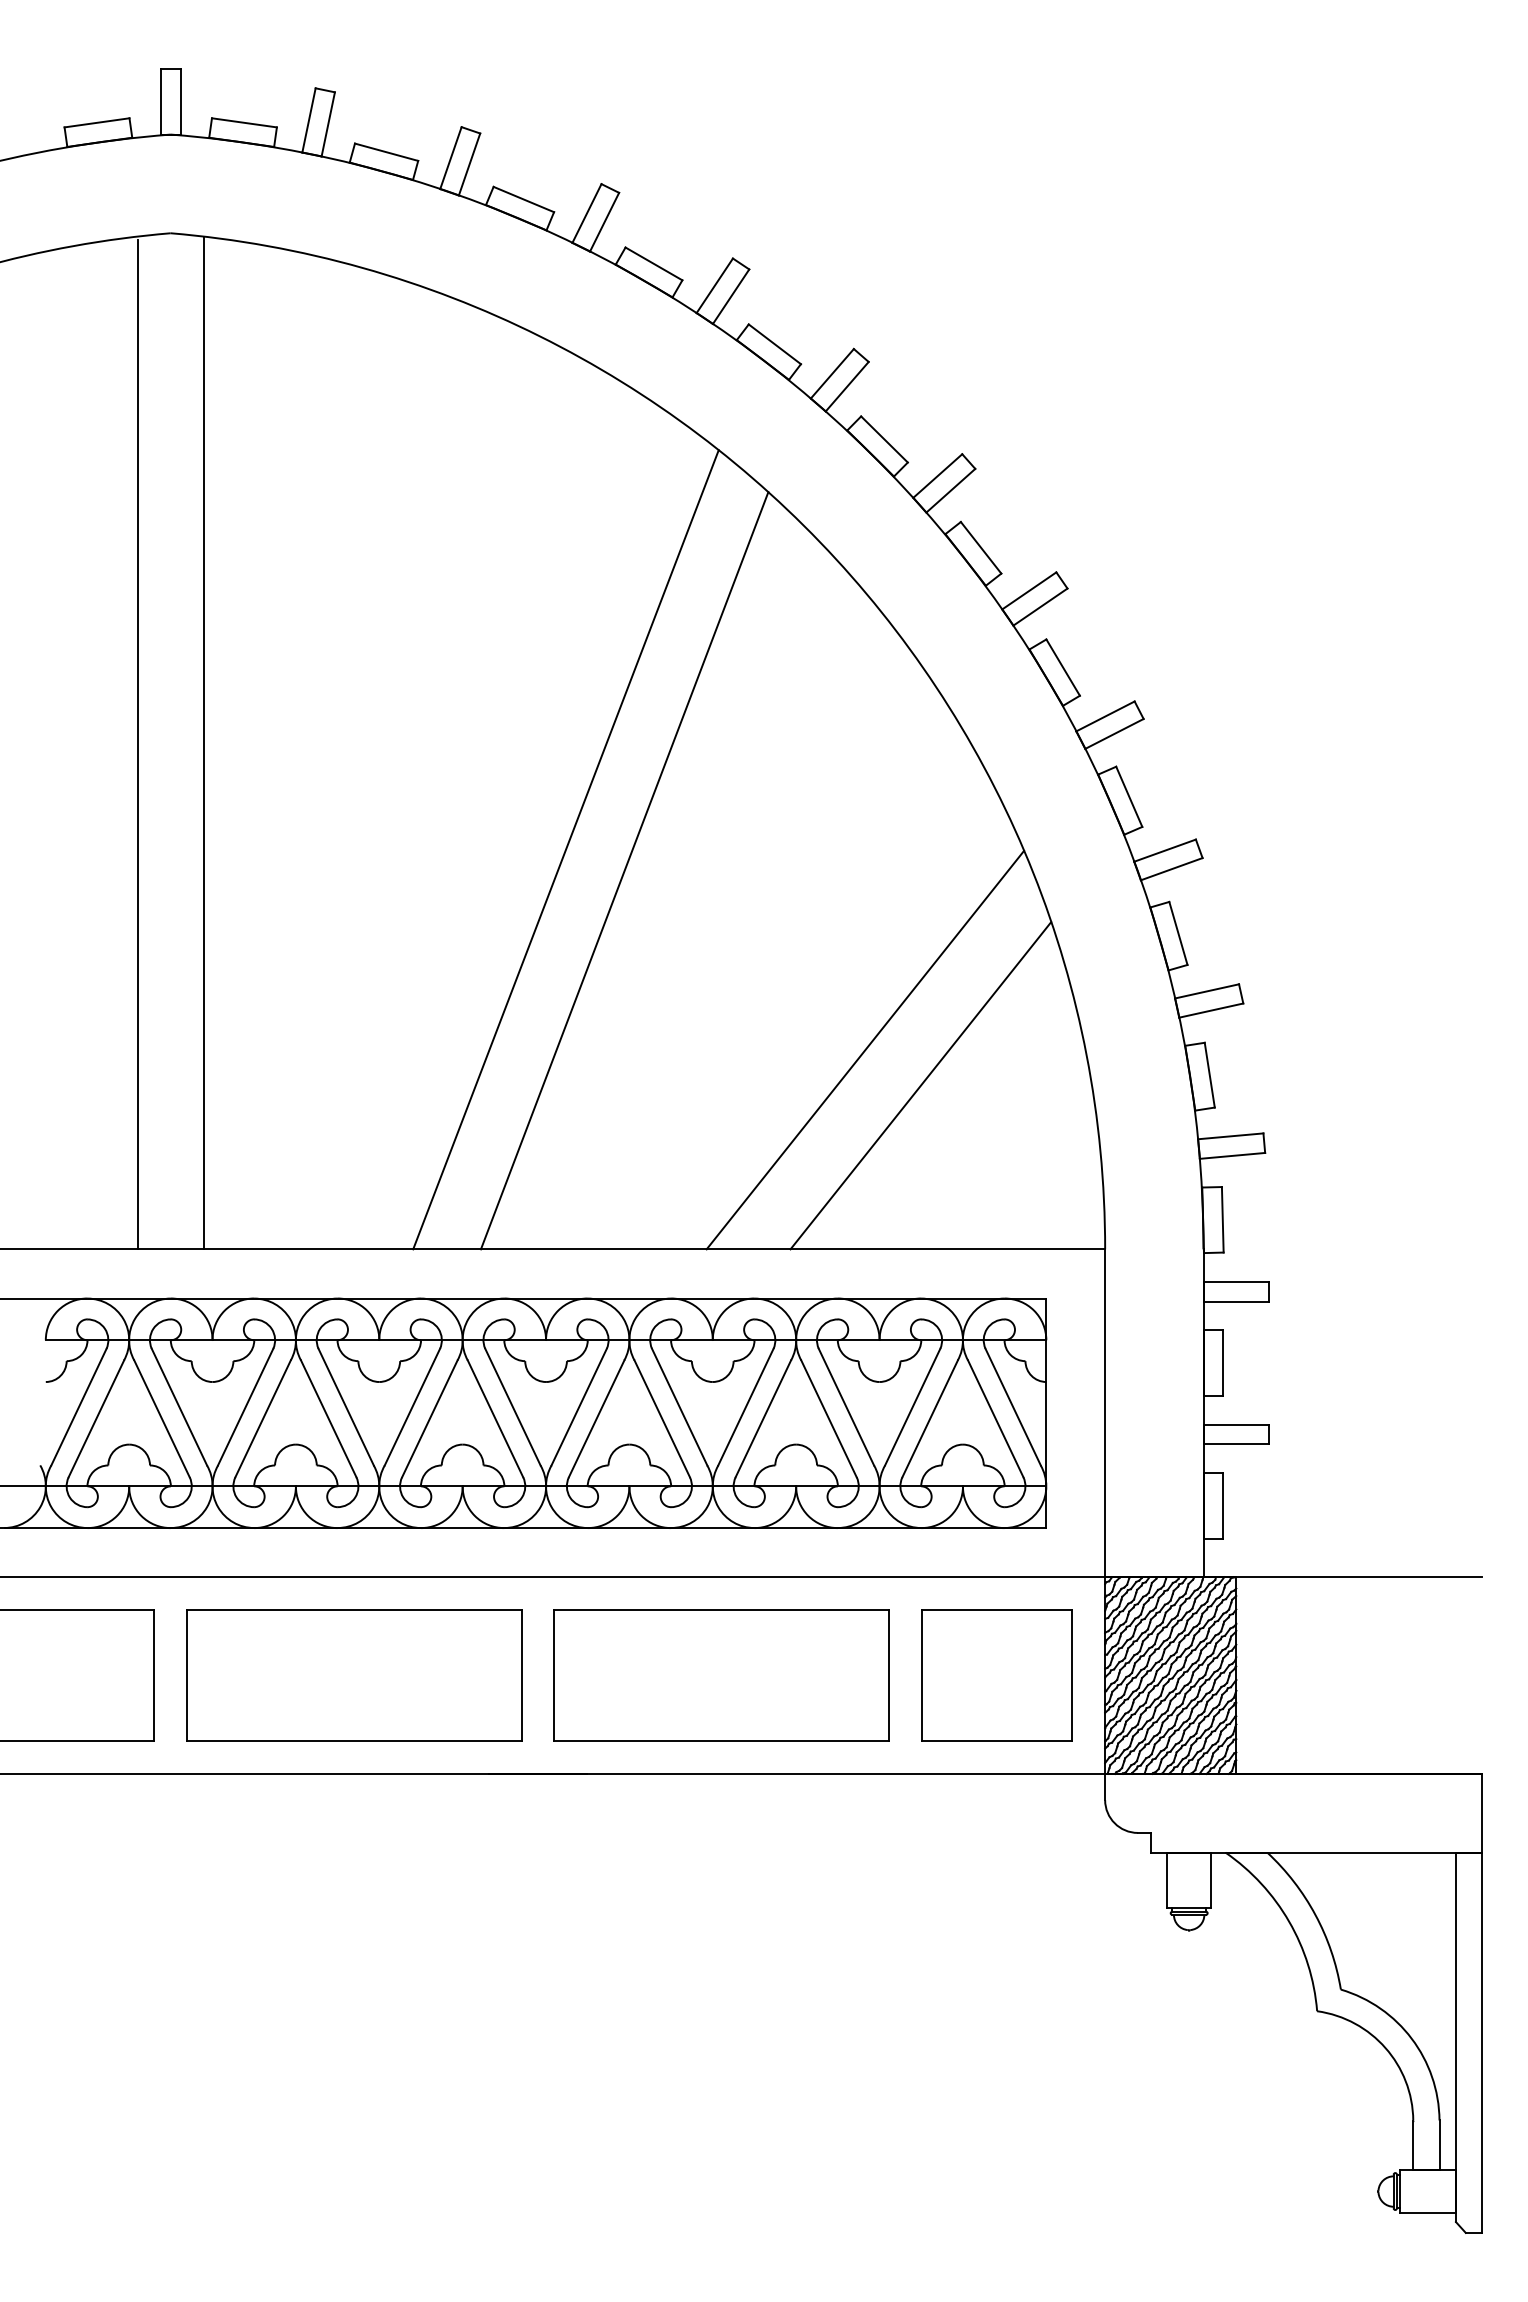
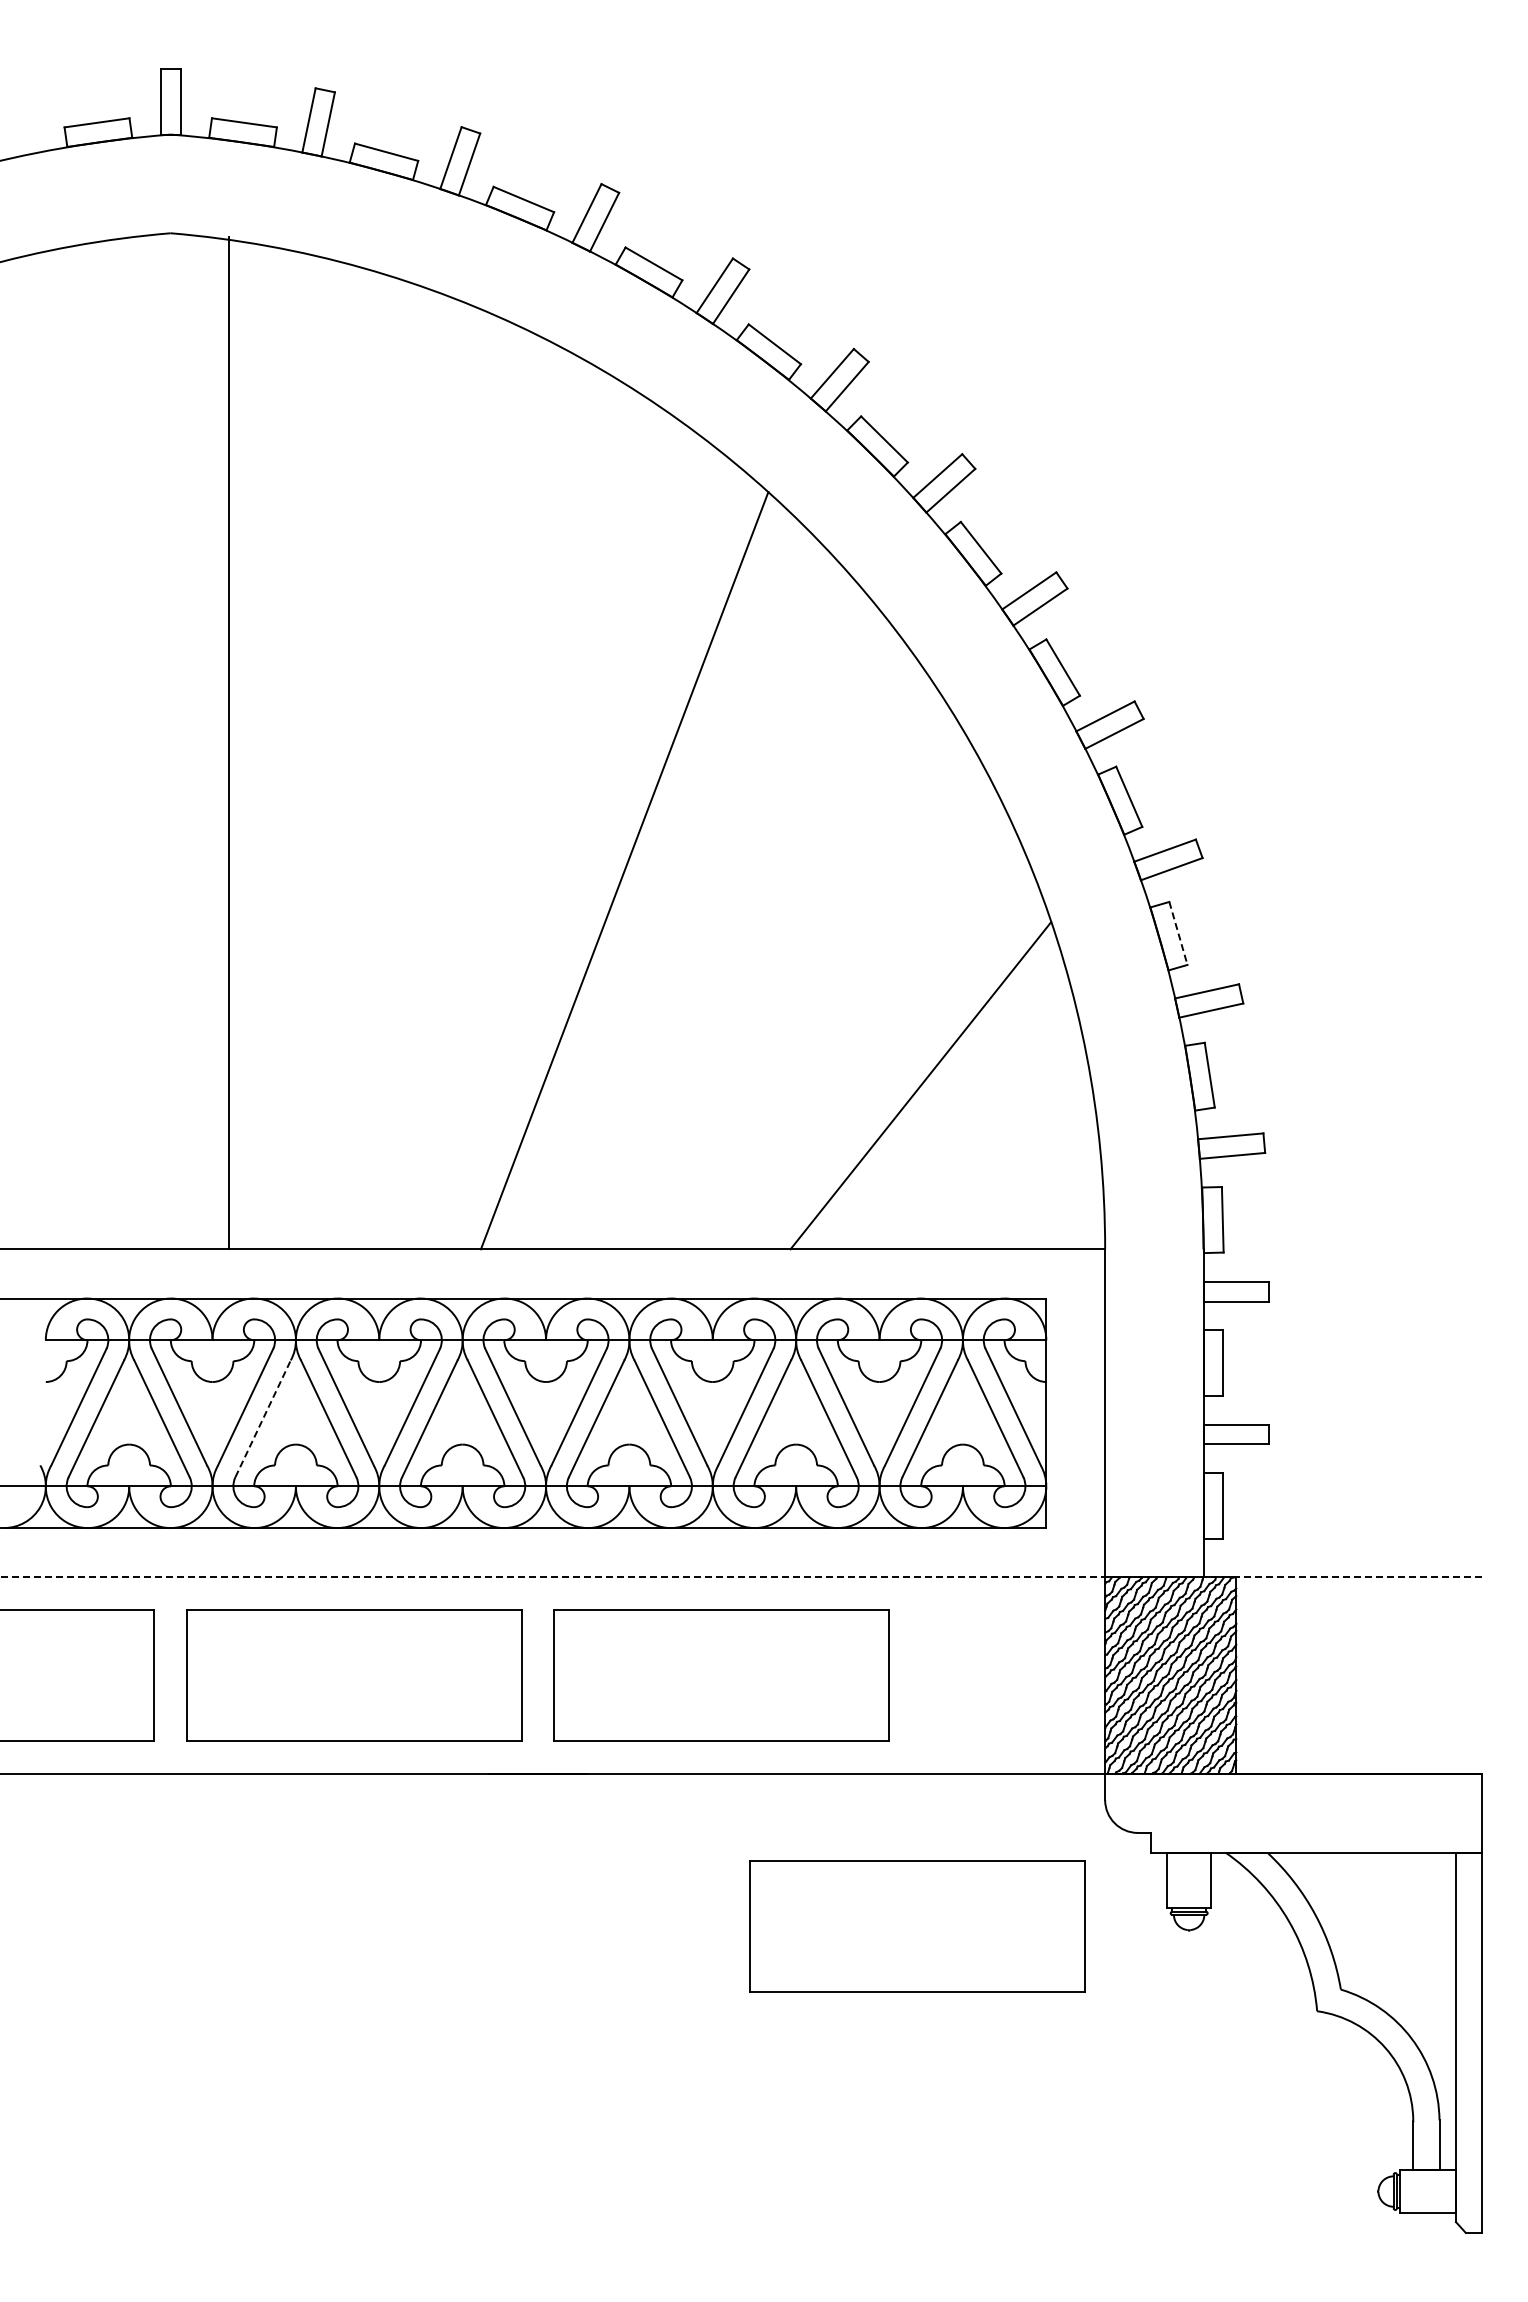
line position: (203, 742) -> (228, 742) (228, 742)
line: present -> none (137, 744)
line: present -> none (565, 849)
line: solid -> dashed (1178, 933)
line: present -> none (865, 1049)
line: solid -> dashed (263, 1418)
line: solid -> dashed (741, 1577)
part: present -> none (996, 1675)
part: none -> present (917, 1926)
